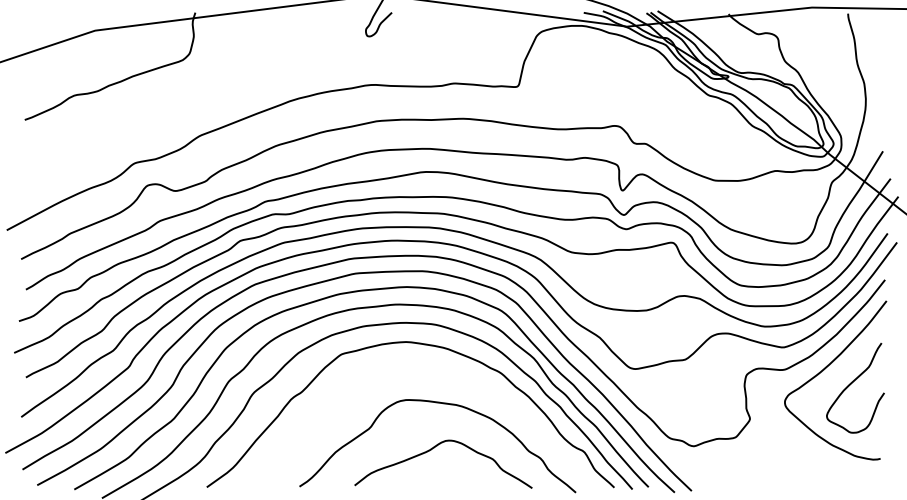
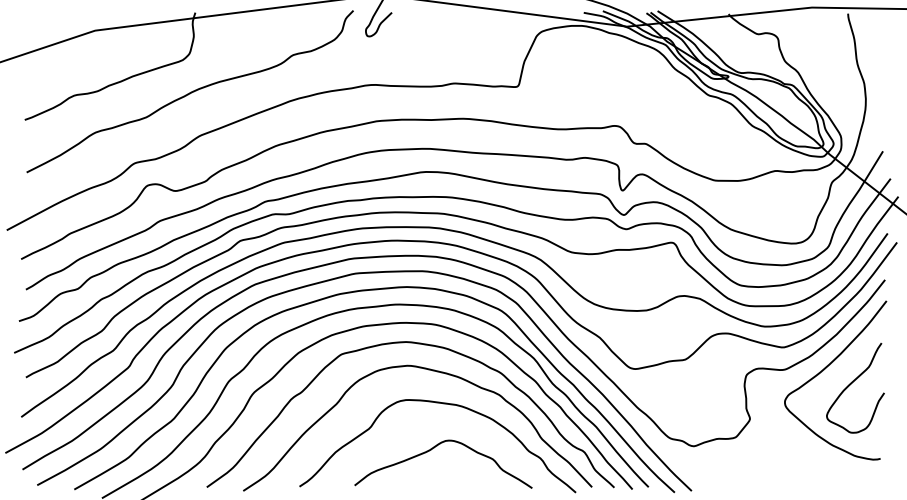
curve: none -> present (189, 92)
curve: none -> present (432, 371)
